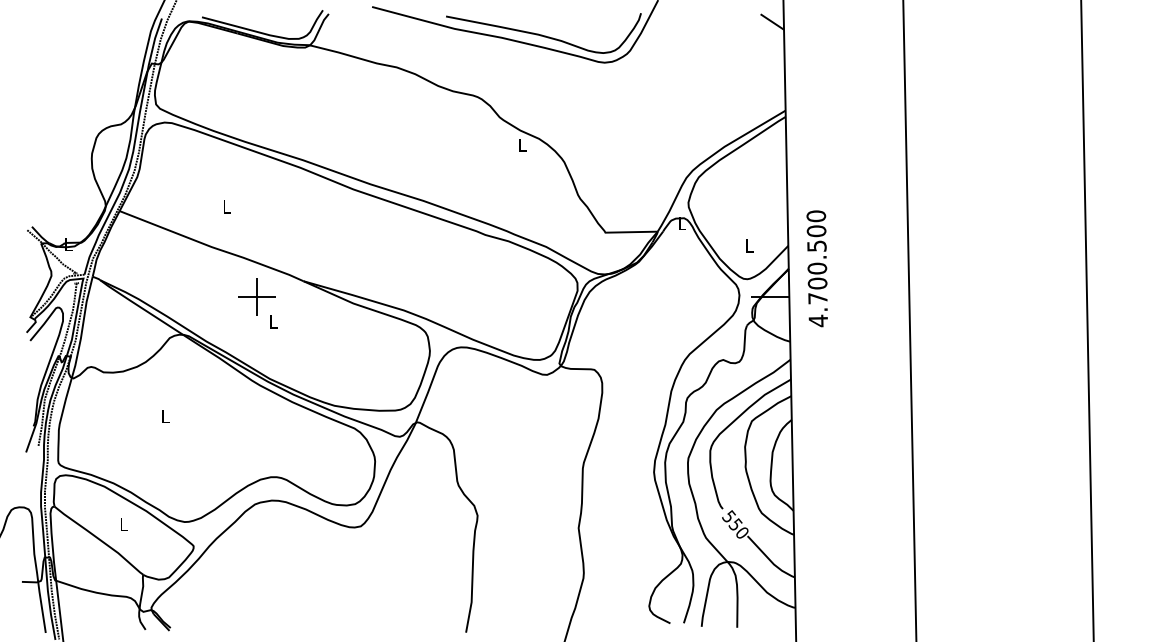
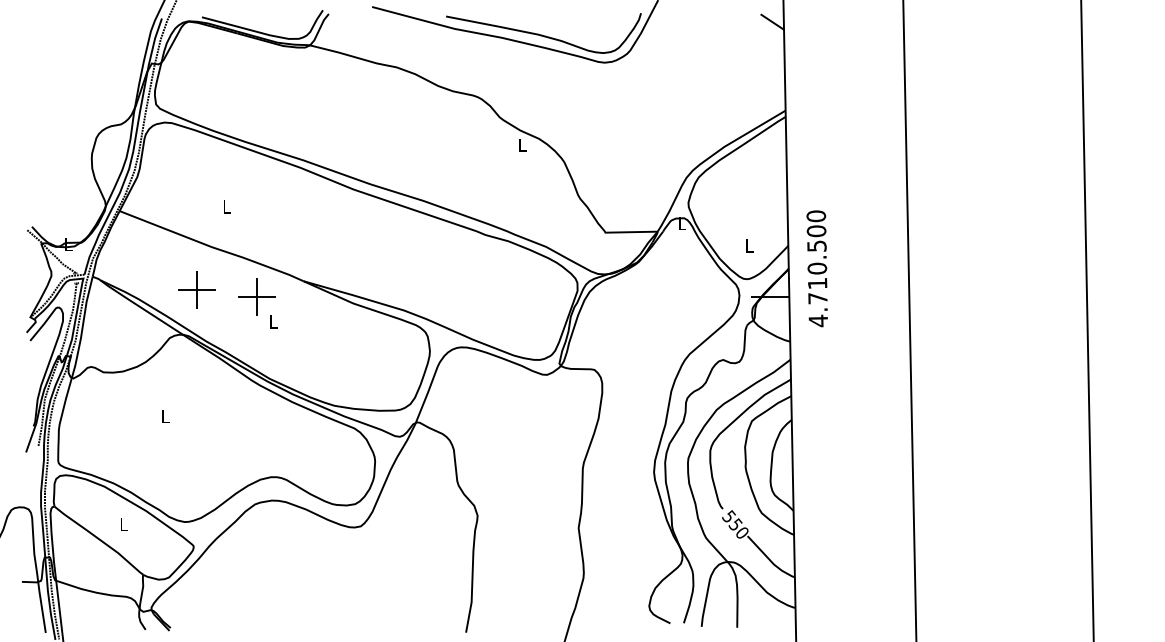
text: 4.700.500 -> 4.710.500 (817, 283)
part: none -> present (196, 289)
